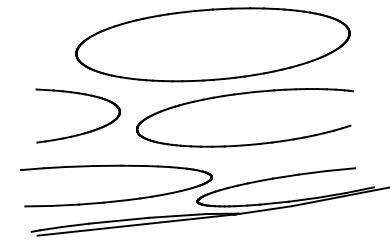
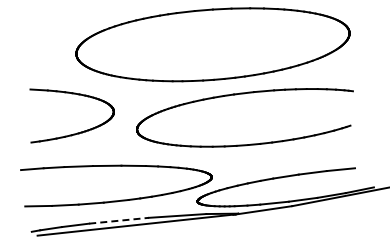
part position: (83, 132) -> (77, 132) (77, 132)
line: solid -> dashed (119, 220)
